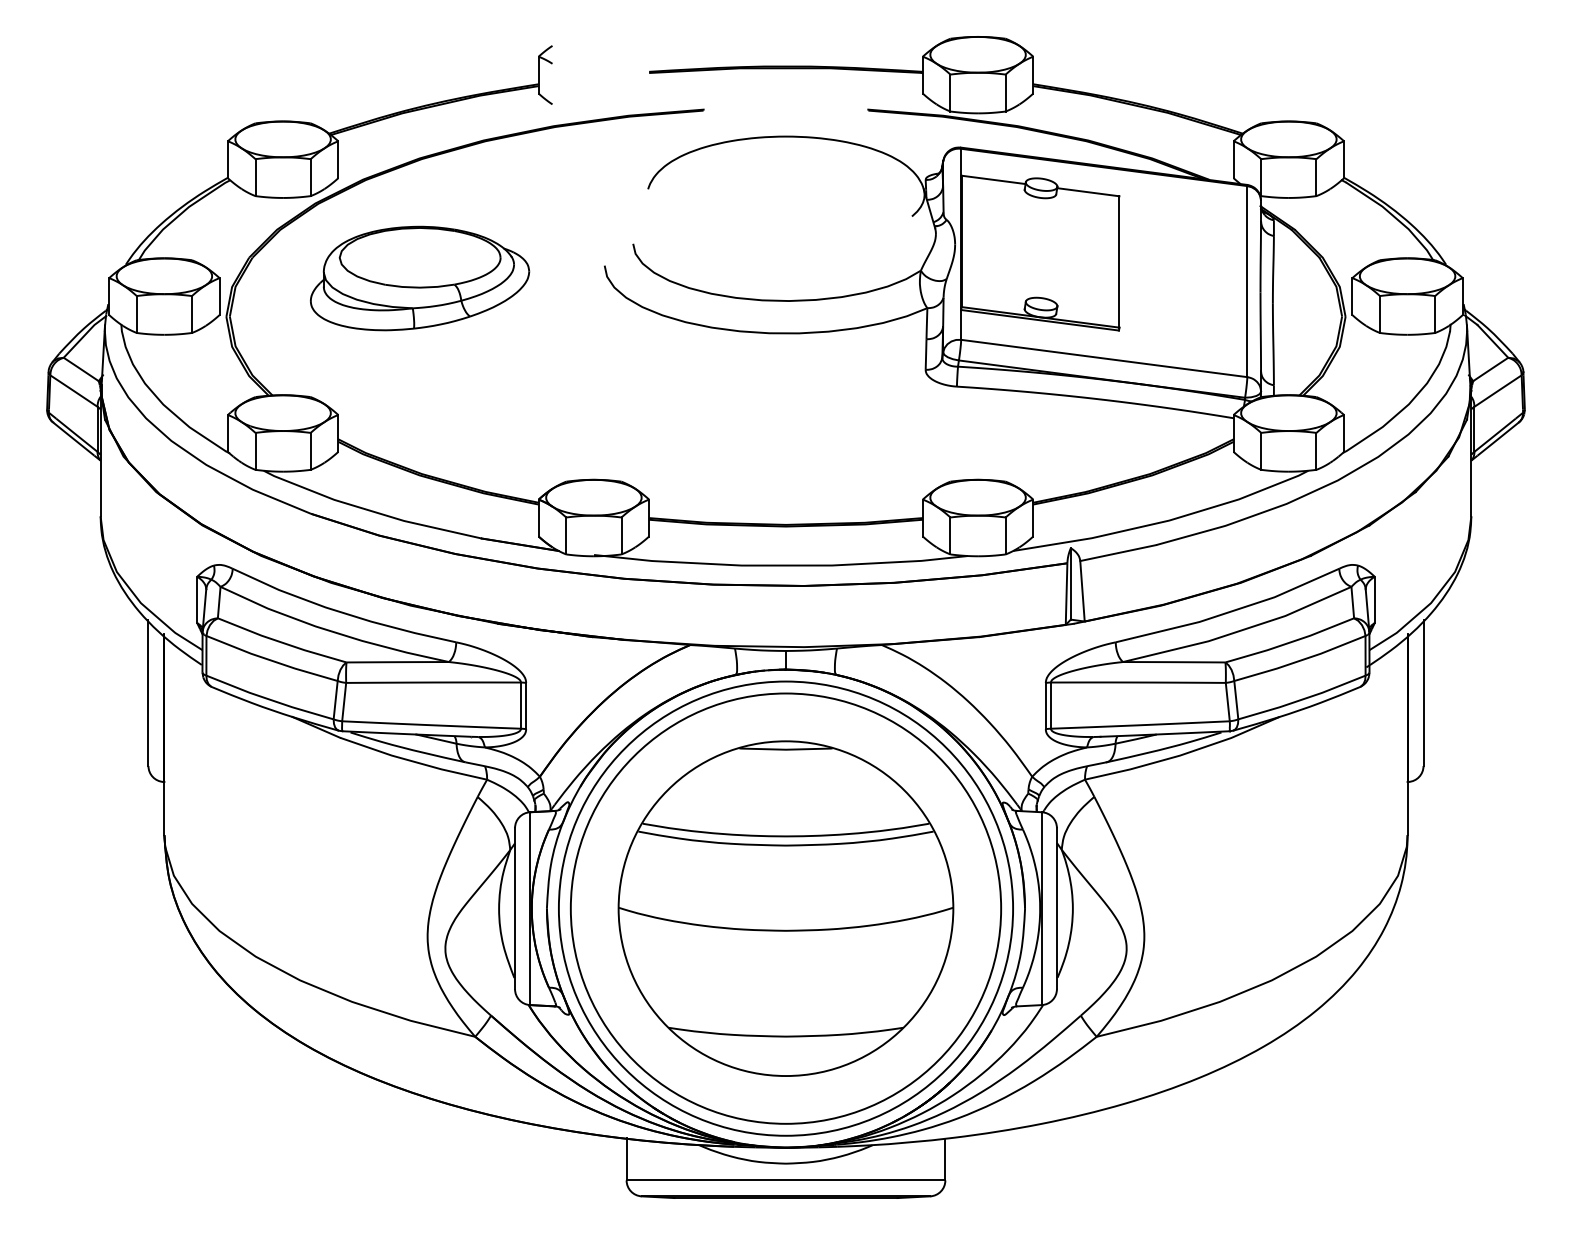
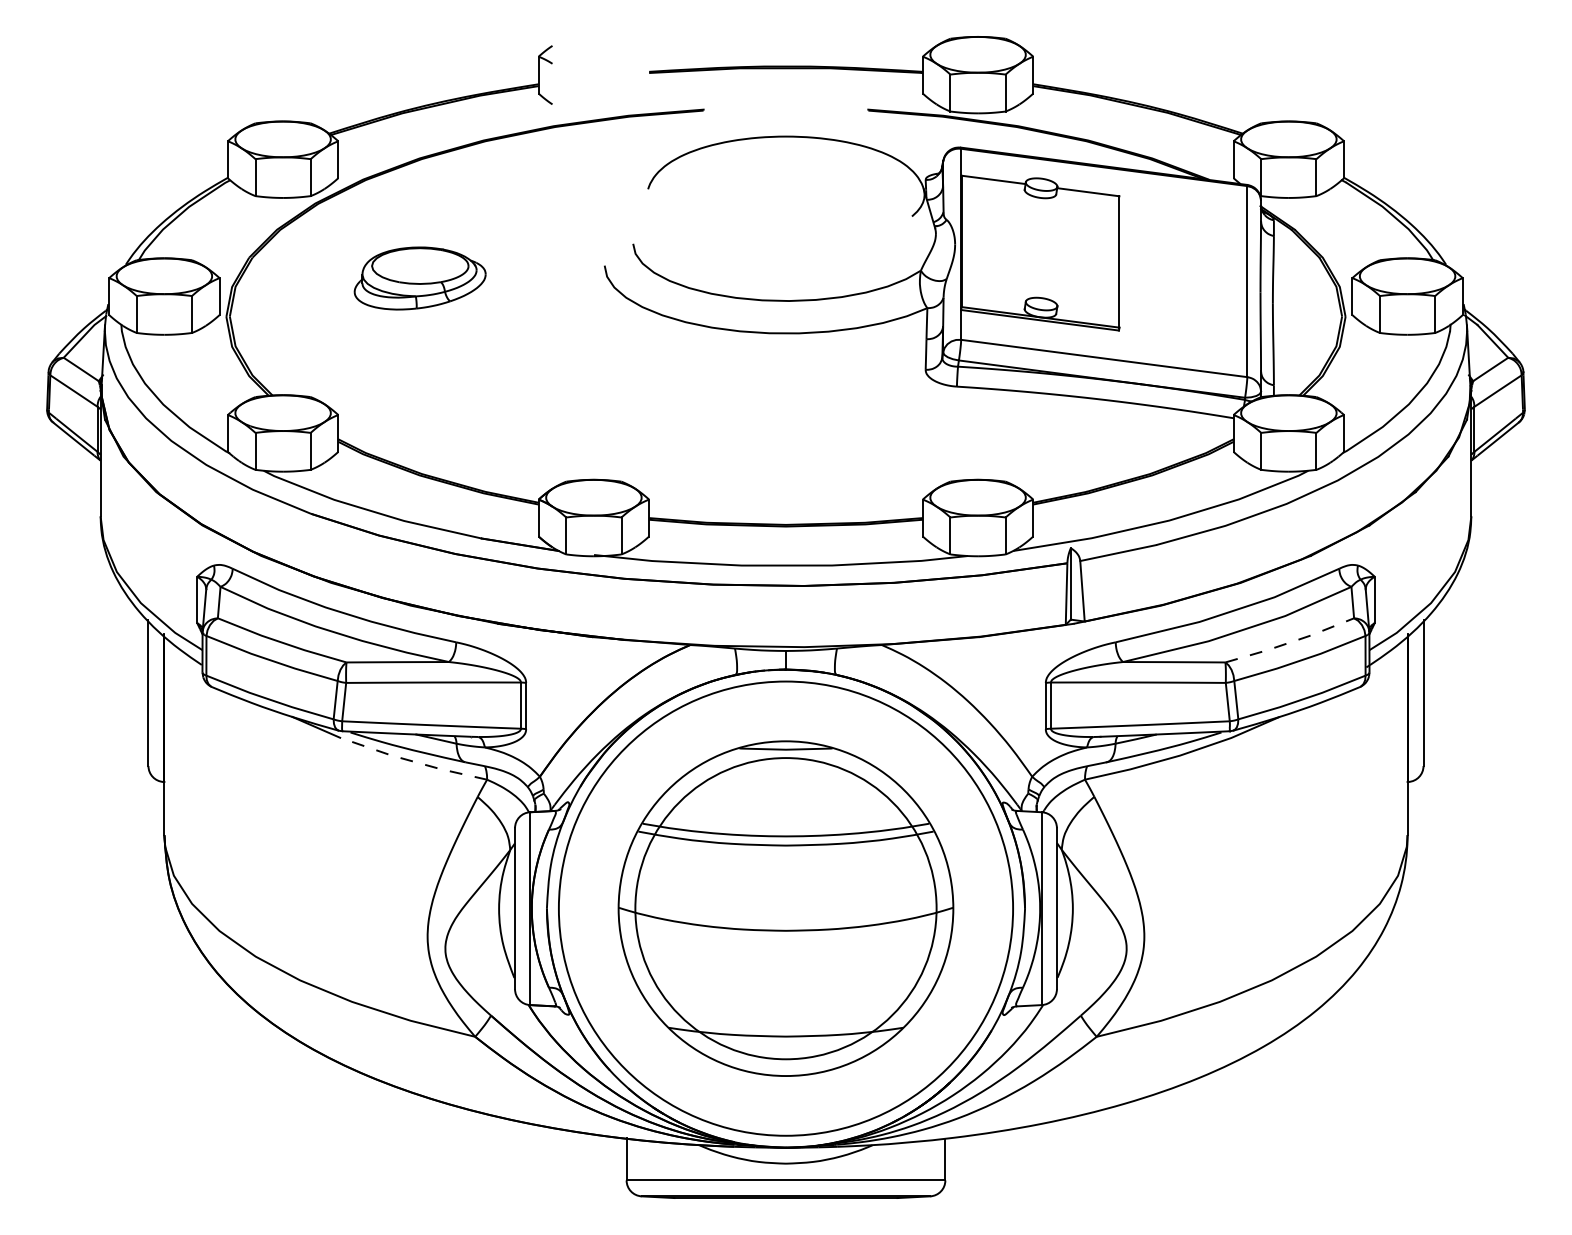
part size: 221x107 px -> 134x65 px (419, 278)
line: solid -> dashed (1290, 642)
line: solid -> dashed (412, 761)
circle diameter: 430 px -> 301 px (785, 908)
